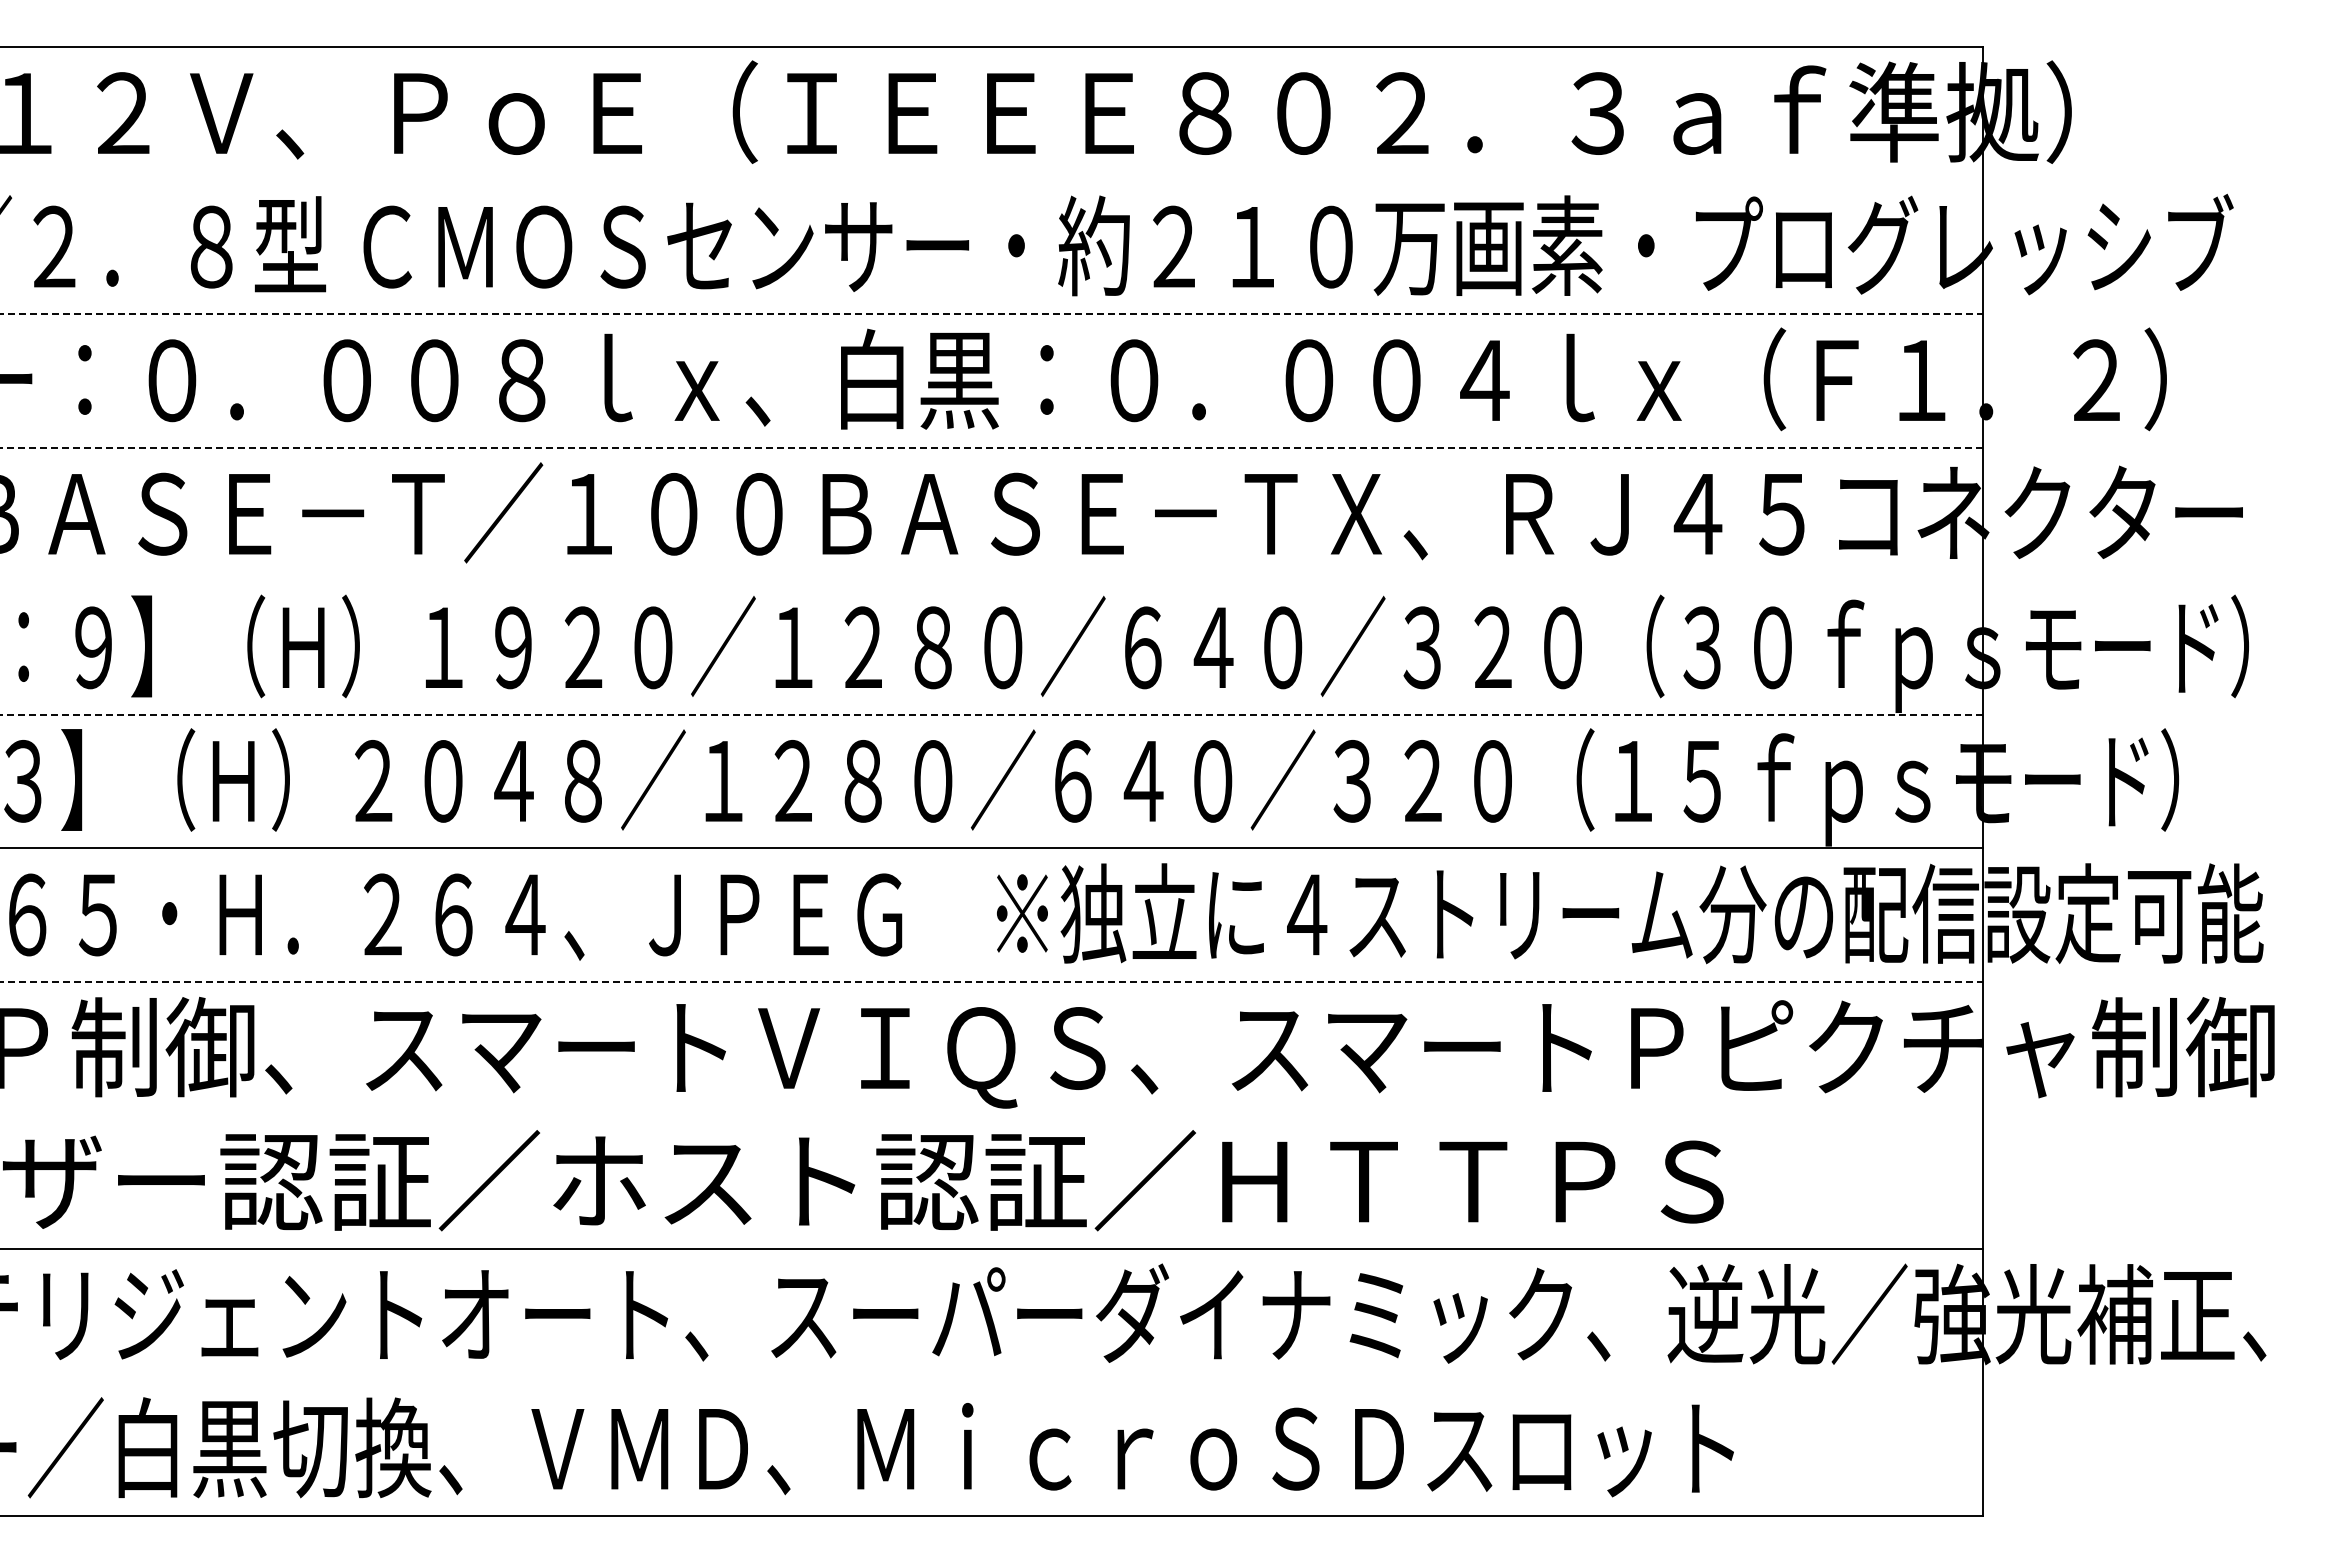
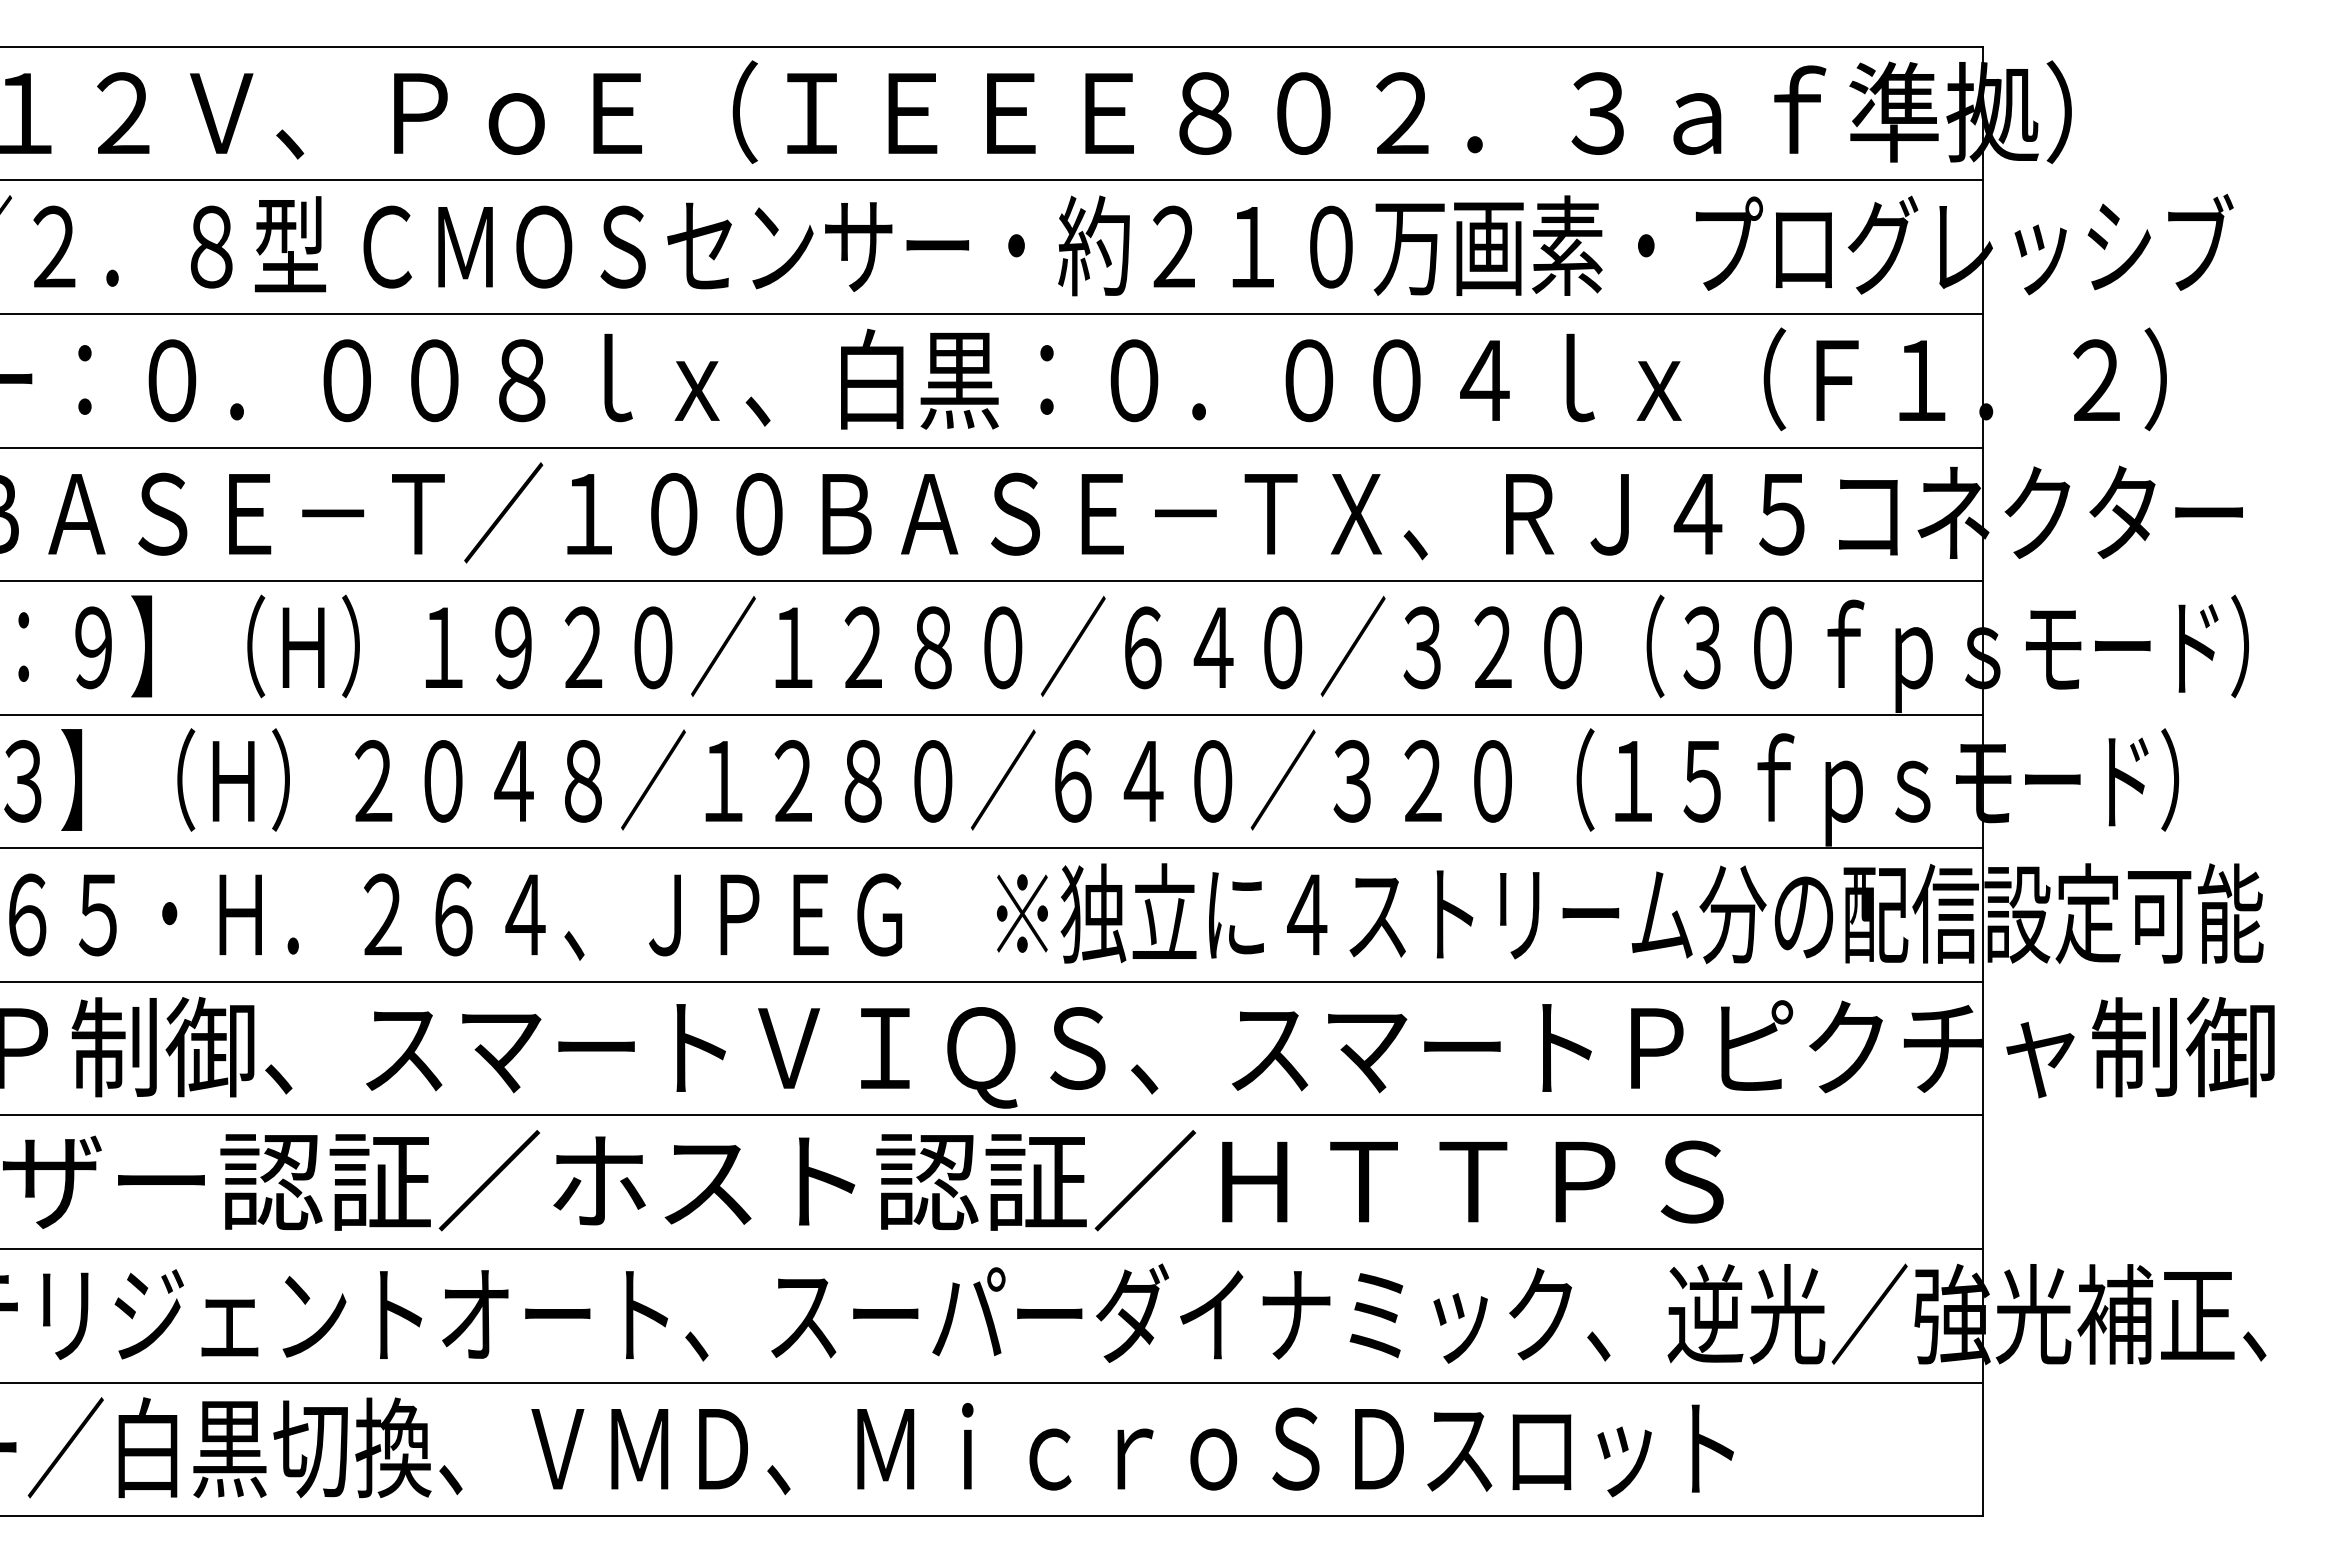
line: none -> present (992, 180)
line: dashed -> solid (991, 314)
line: dashed -> solid (991, 447)
line: none -> present (992, 581)
line: dashed -> solid (991, 714)
line: dashed -> solid (991, 981)
line: none -> present (992, 1115)
line: none -> present (992, 1382)
